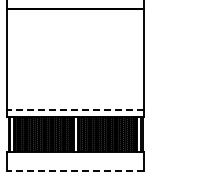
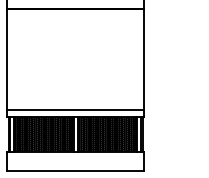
line: dashed -> solid (75, 110)
line: dashed -> solid (75, 170)
